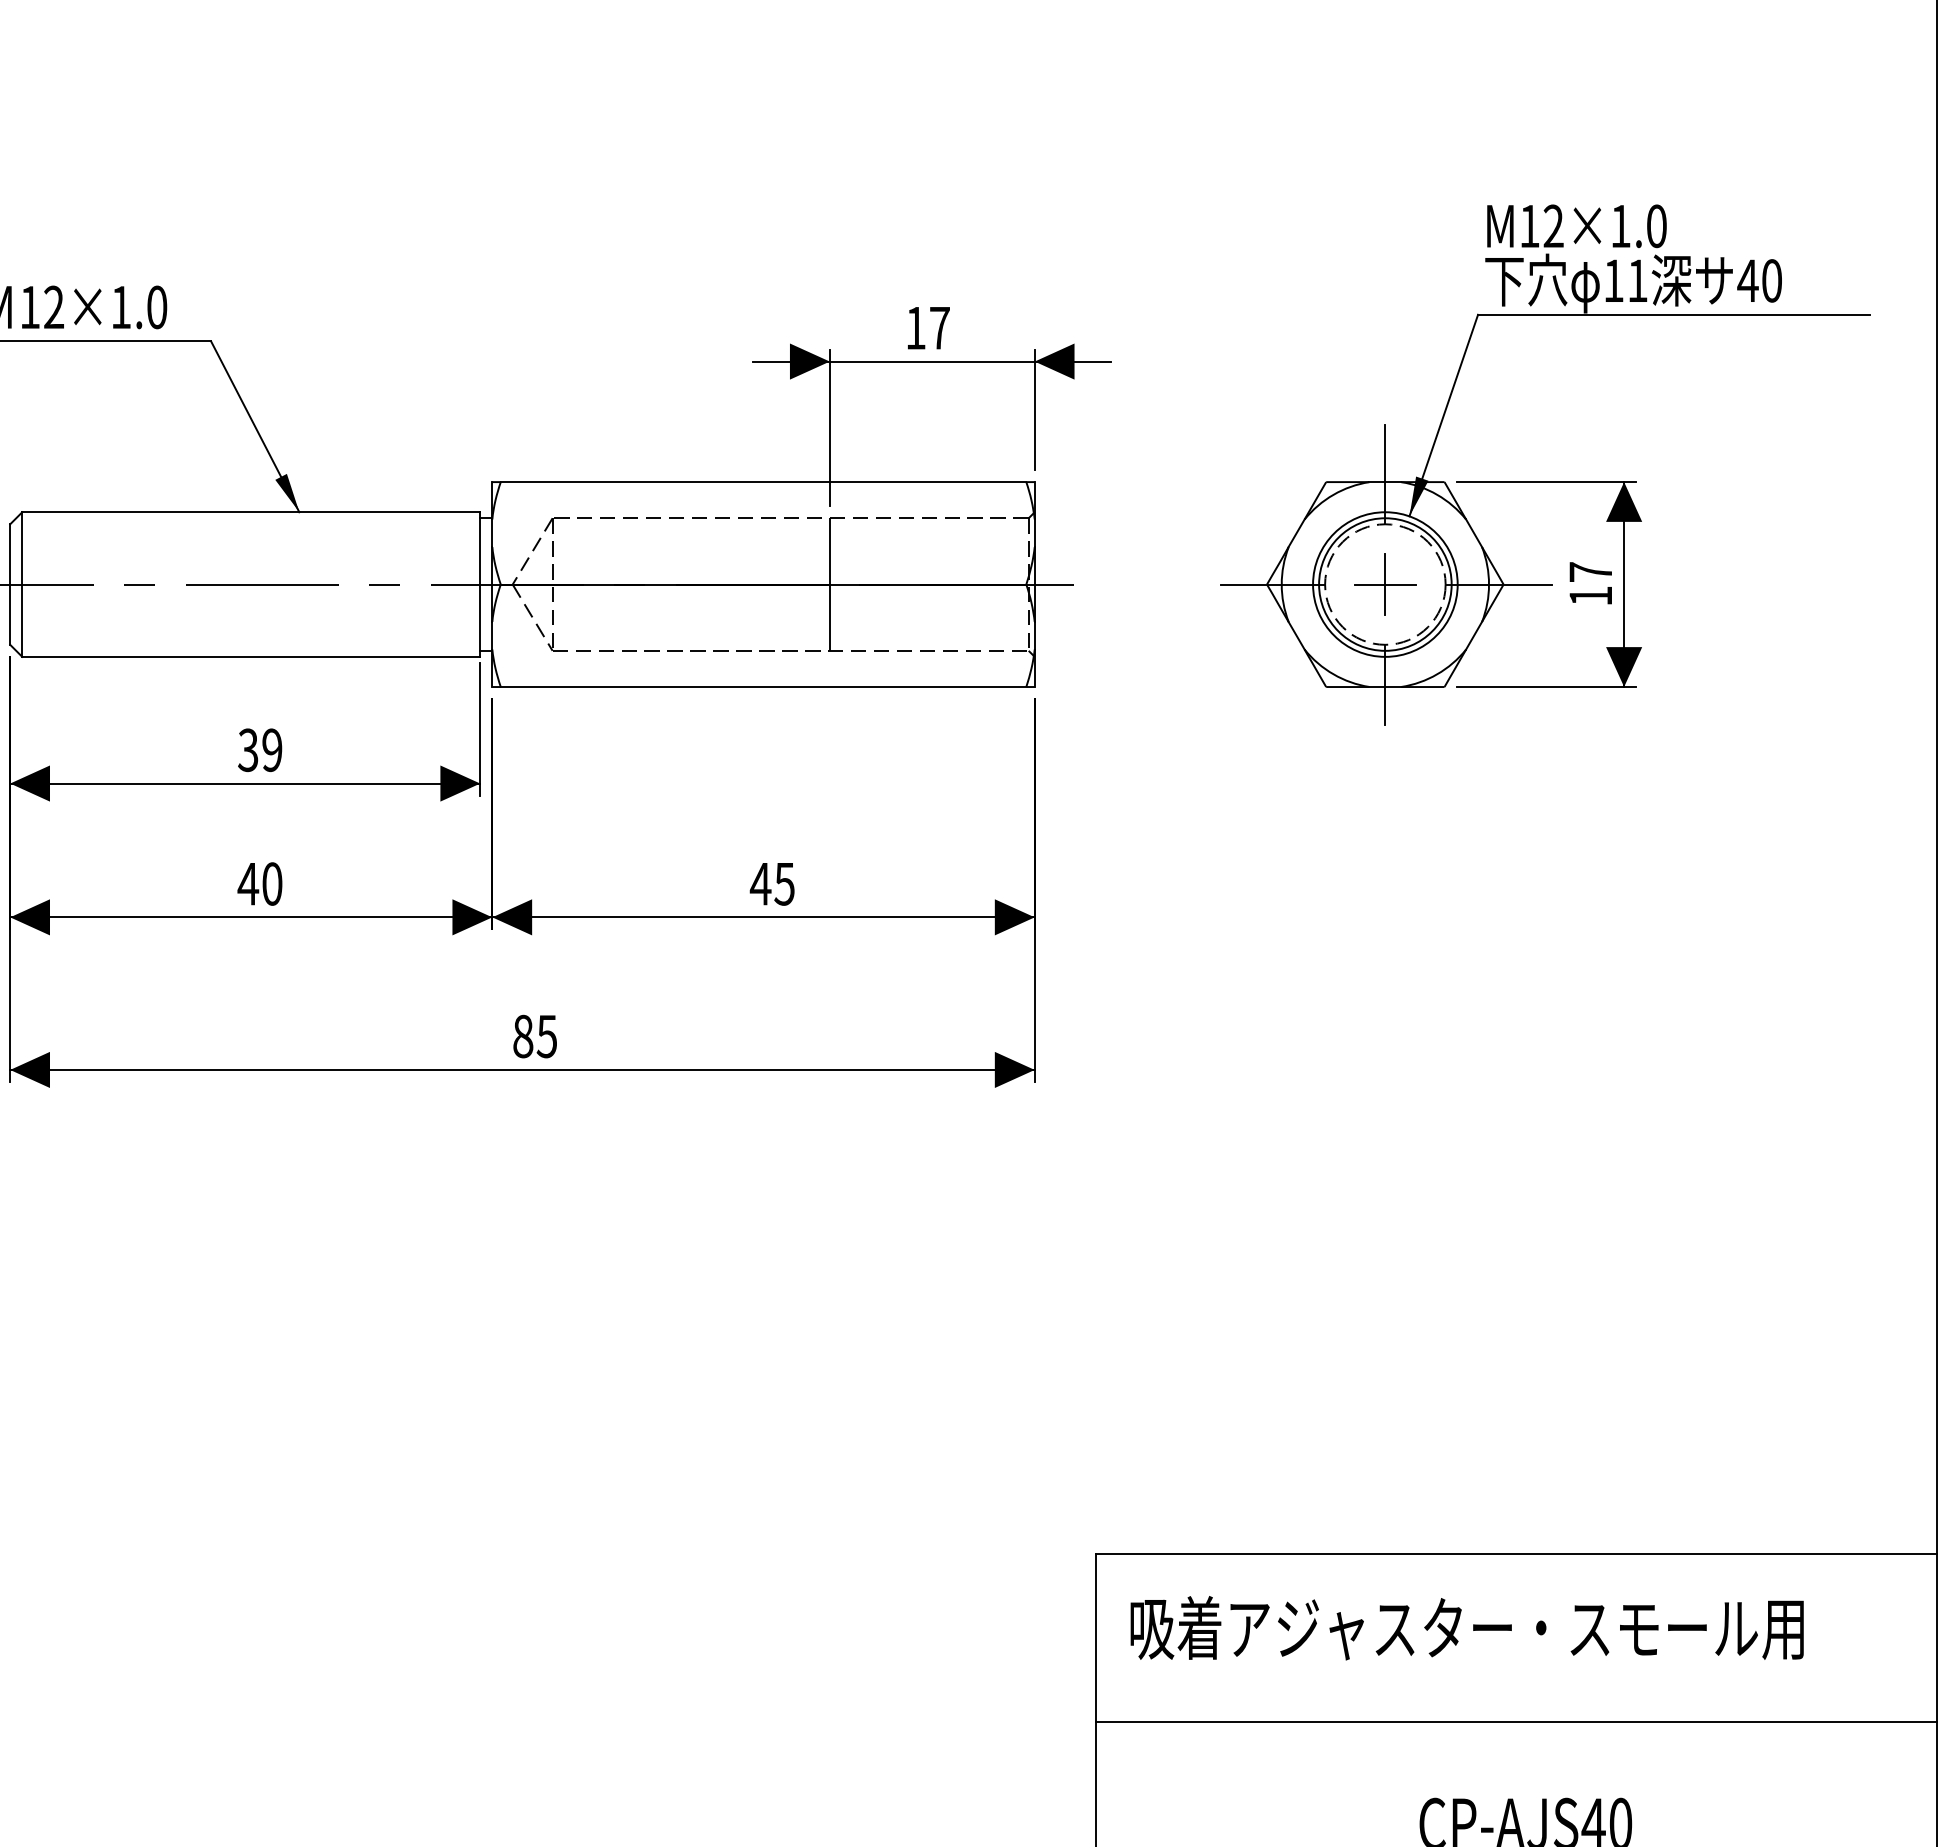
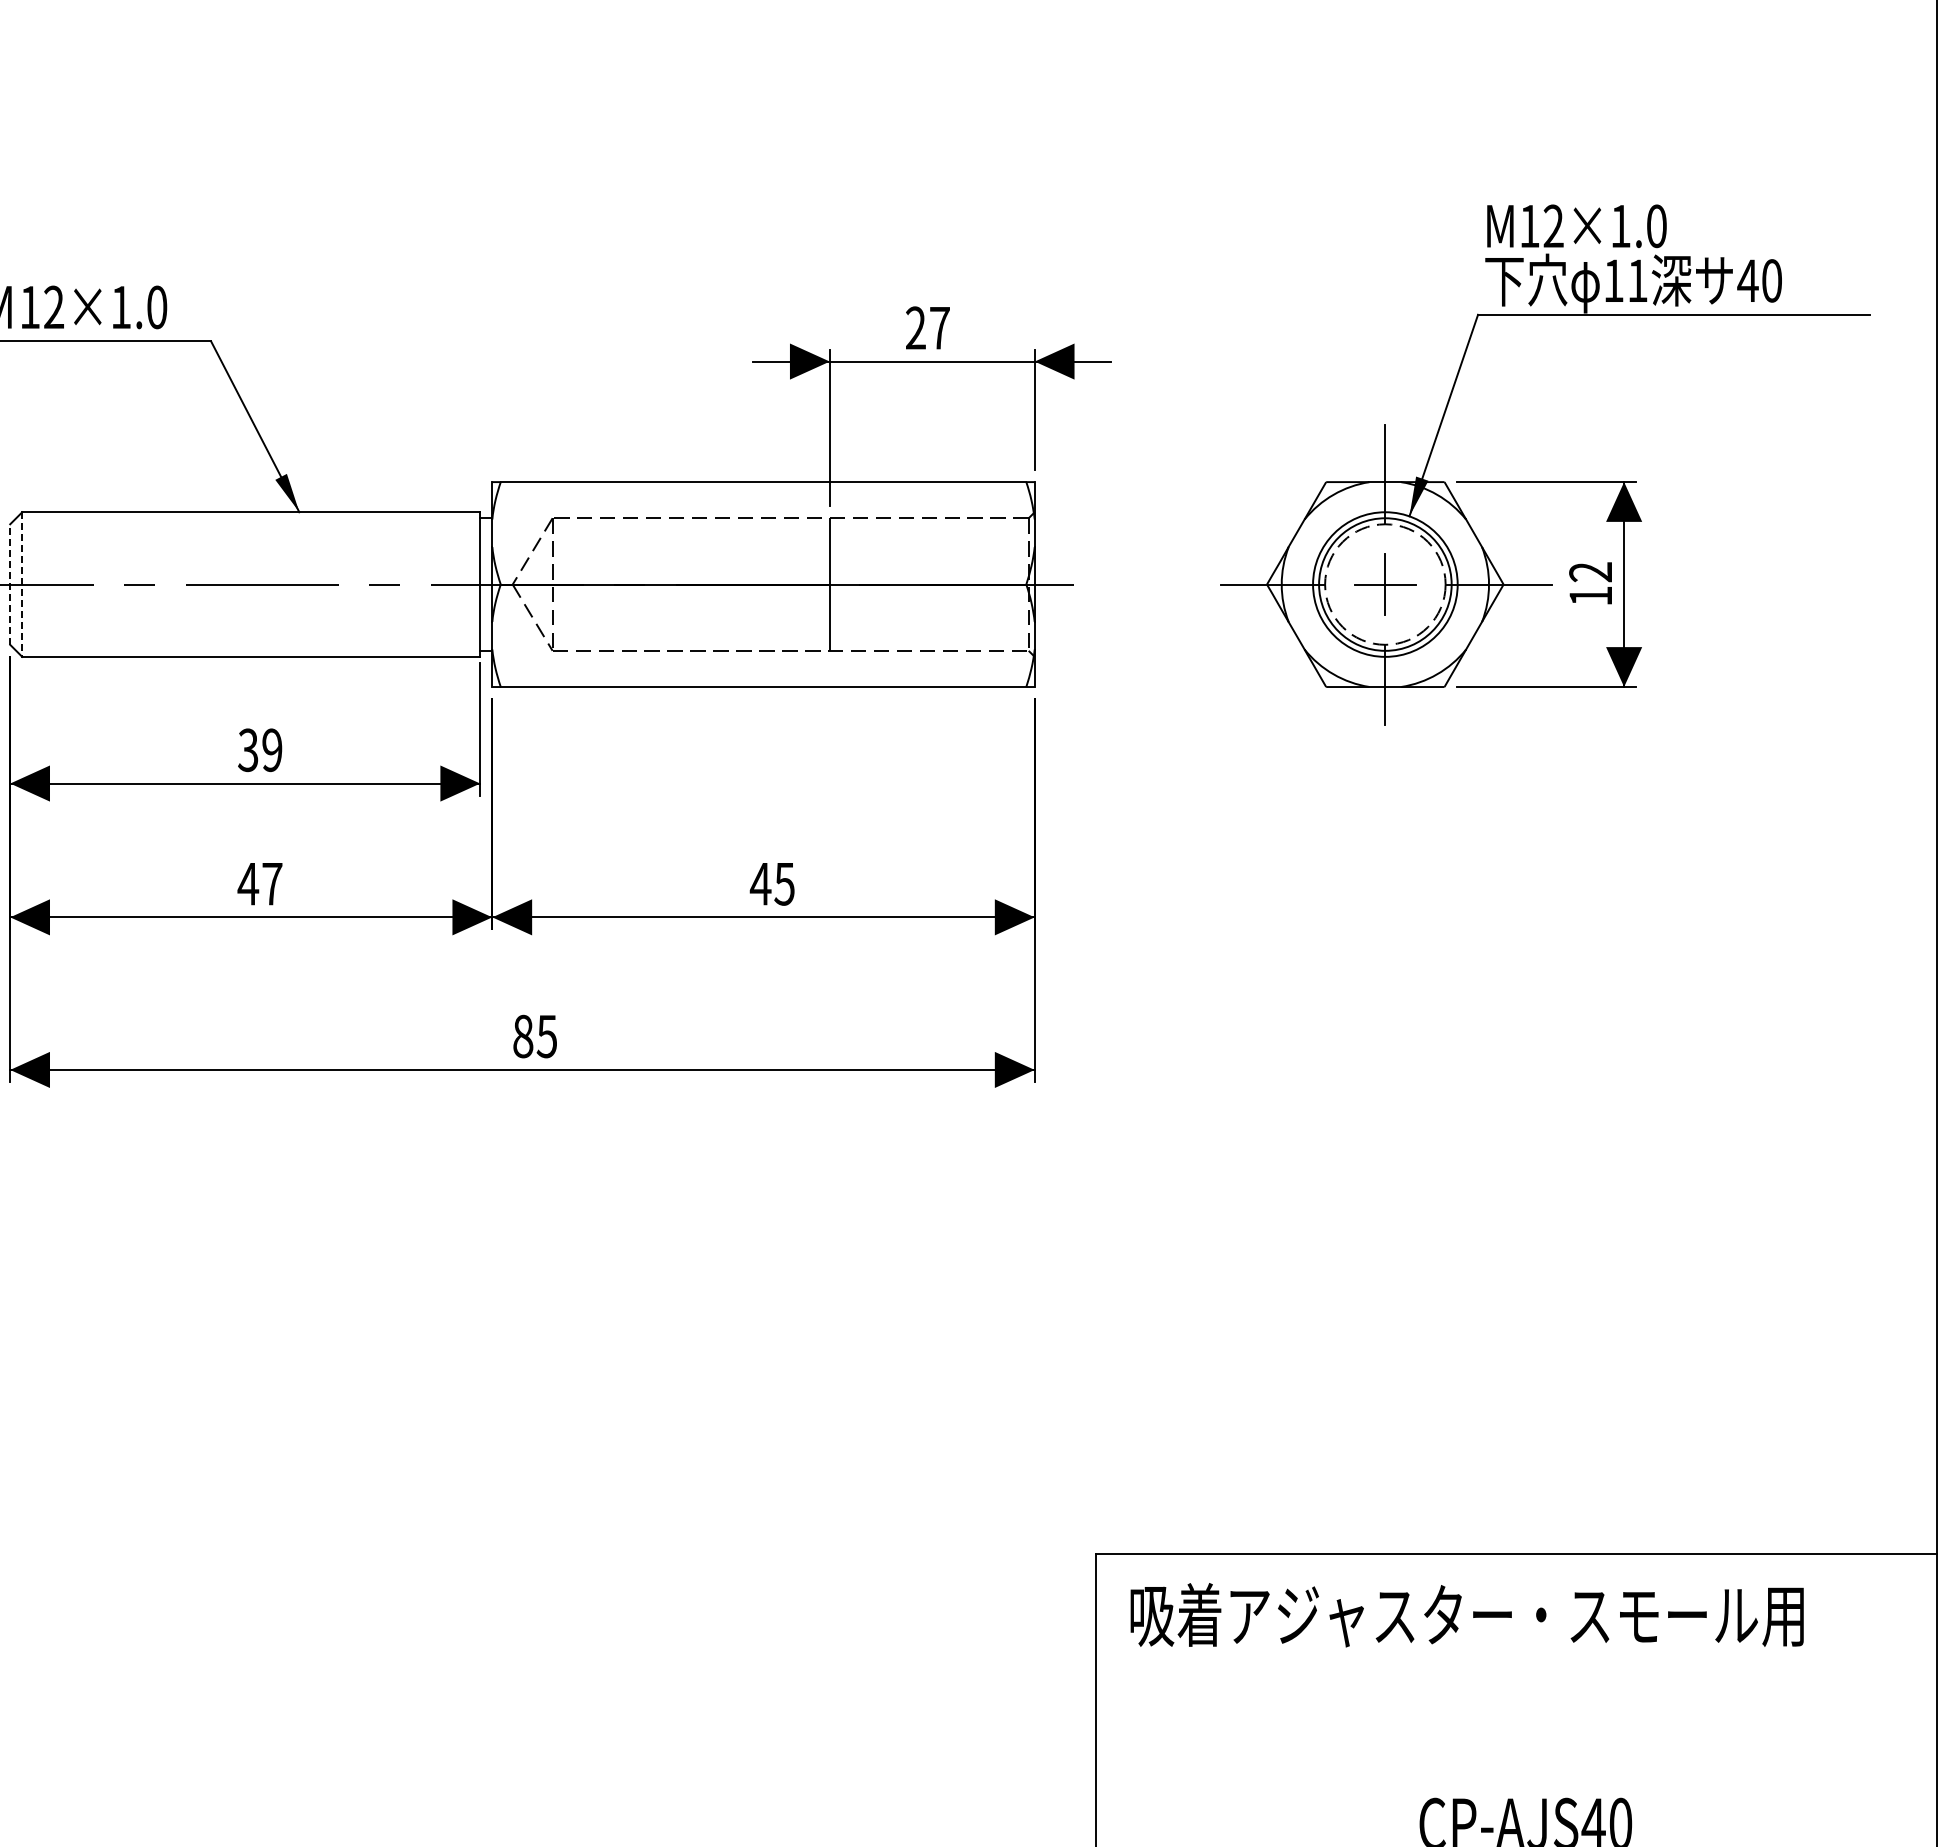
text: 17 -> 27 (915, 327)
text: 17 -> 12 (1590, 572)
line: solid -> dashed (10, 584)
line: solid -> dashed (22, 585)
text: 40 -> 47 (272, 883)
text position: (1466, 1628) -> (1466, 1615) (1466, 1615)
line: present -> none (1515, 1722)
